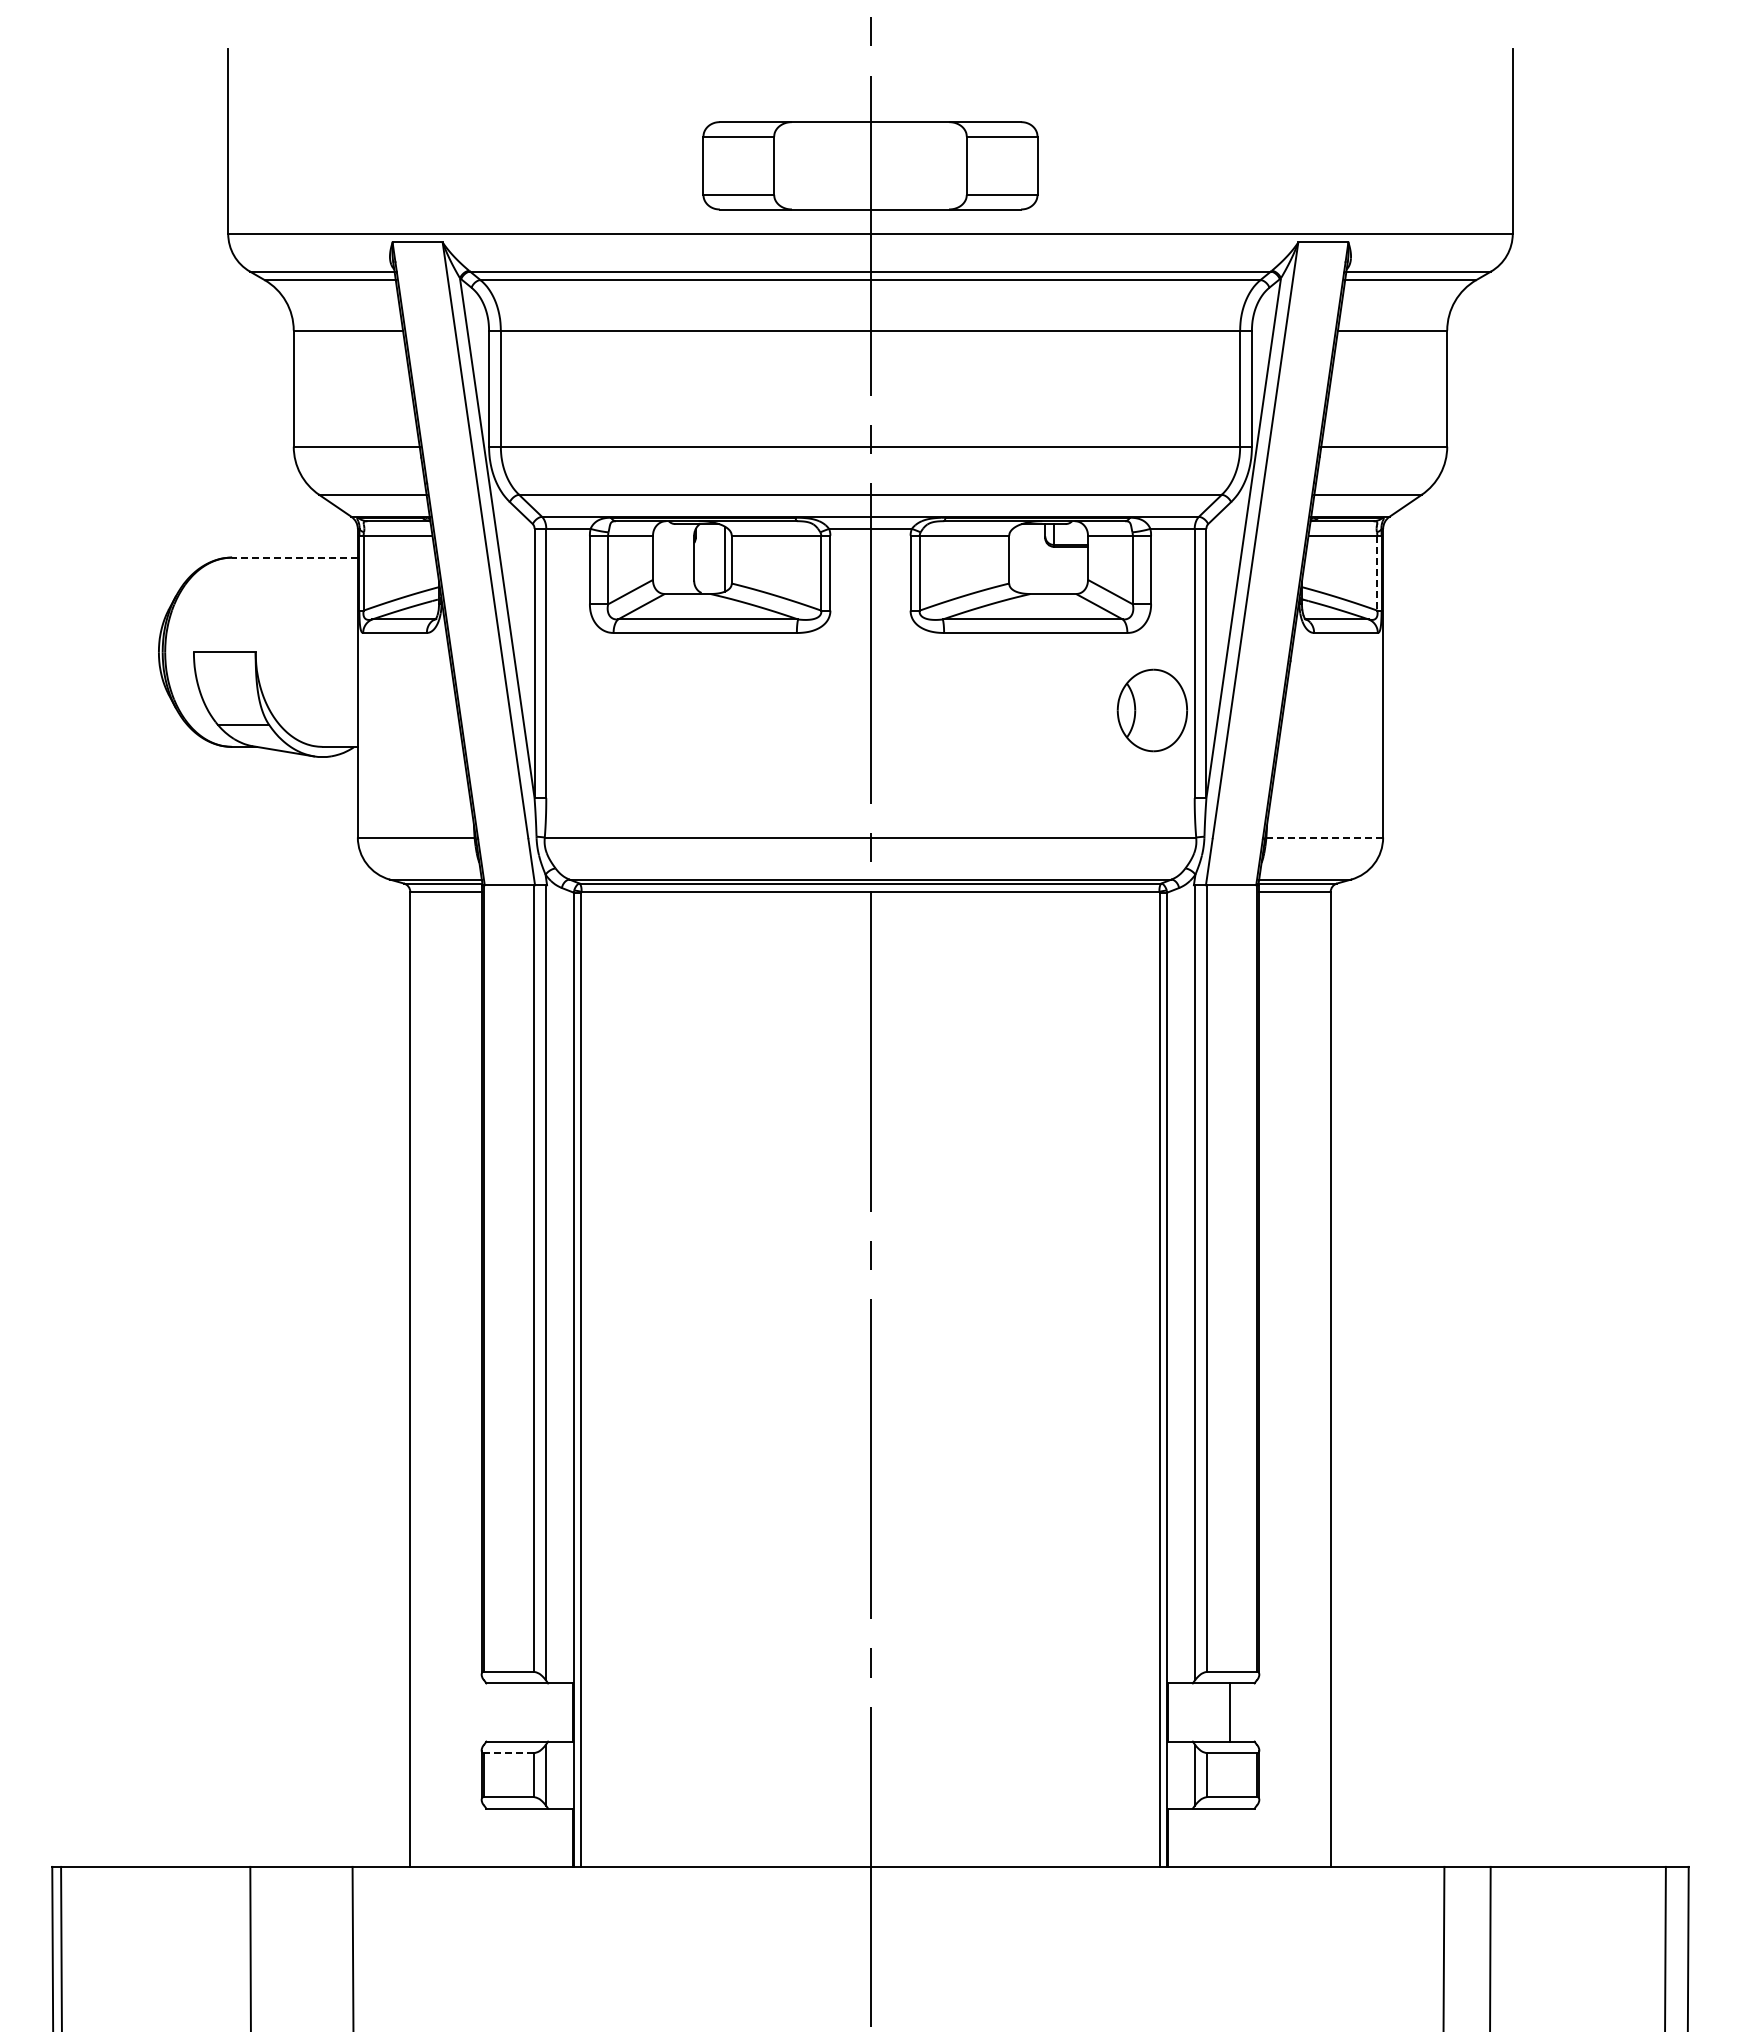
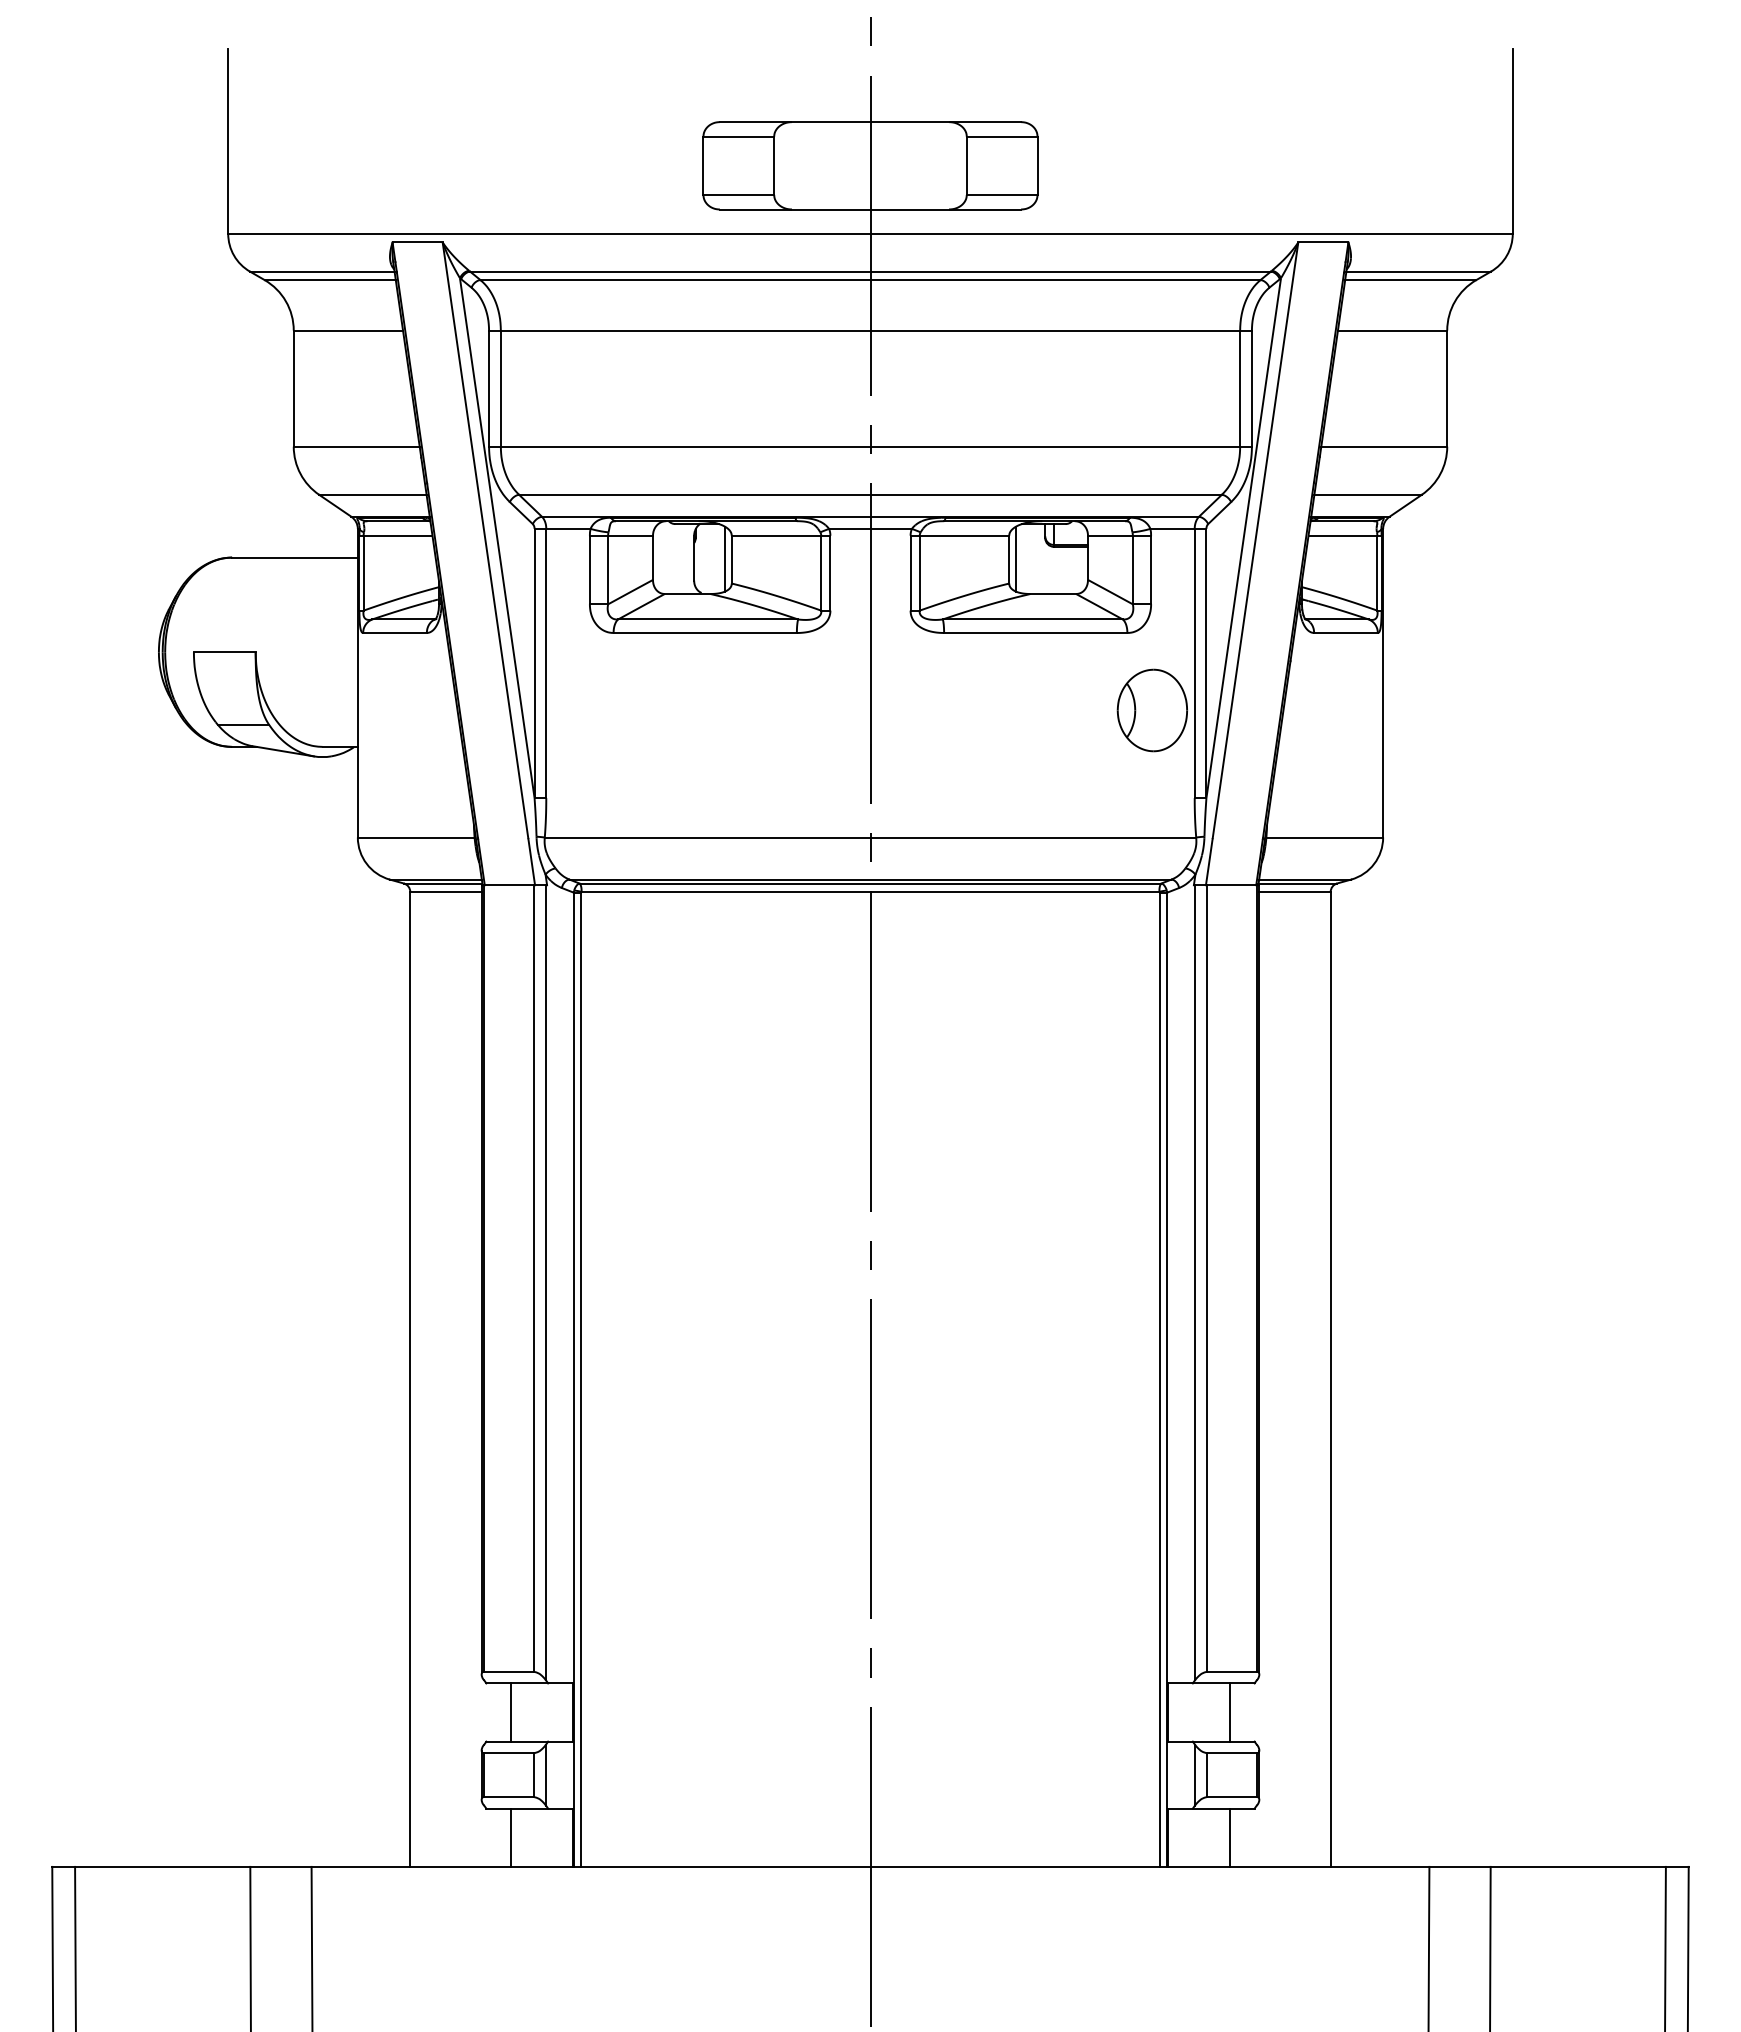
line: dashed -> solid (294, 557)
line: none -> present (1016, 558)
line: dashed -> solid (1377, 573)
line: dashed -> solid (1325, 837)
line: none -> present (511, 1712)
line: dashed -> solid (509, 1753)
line: none -> present (511, 1837)
line: none -> present (1229, 1837)
line position: (61, 1947) -> (75, 1947) (75, 1947)
line position: (352, 1947) -> (311, 1947) (311, 1947)
line position: (1443, 1947) -> (1428, 1947) (1428, 1947)
